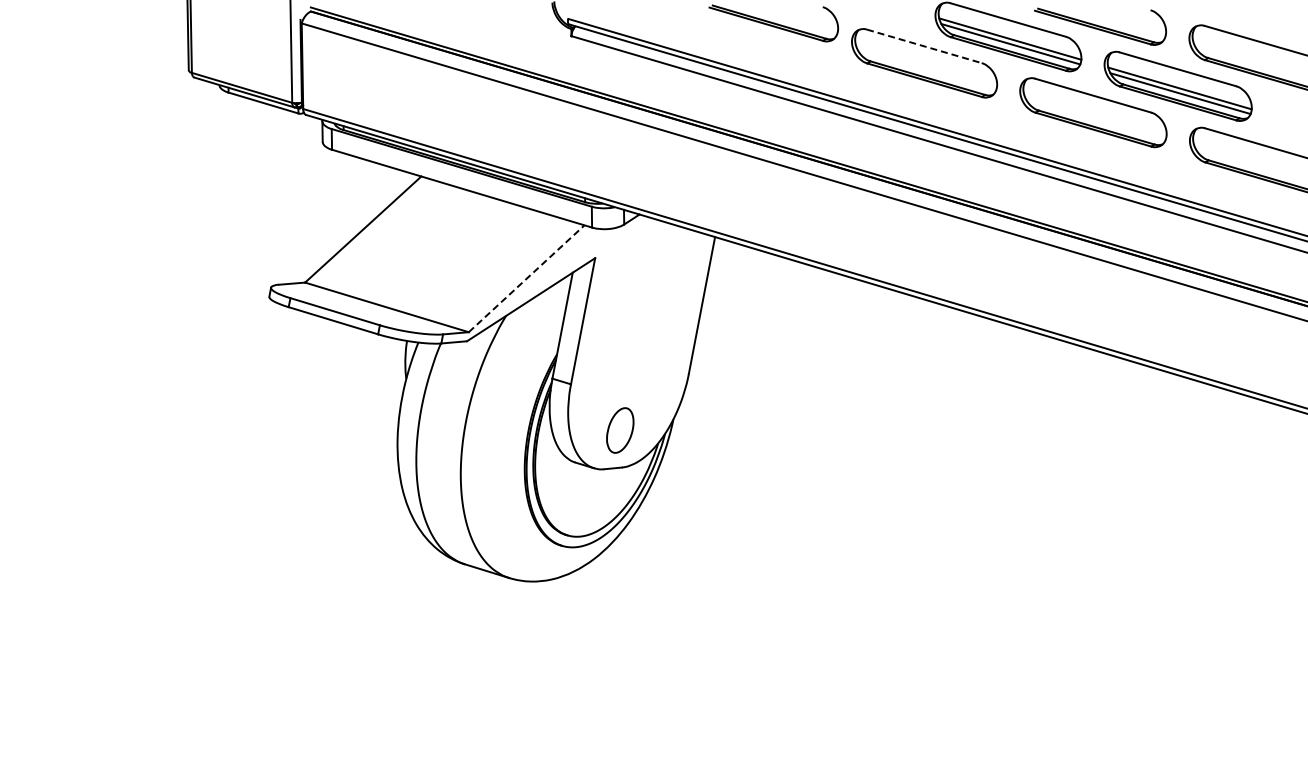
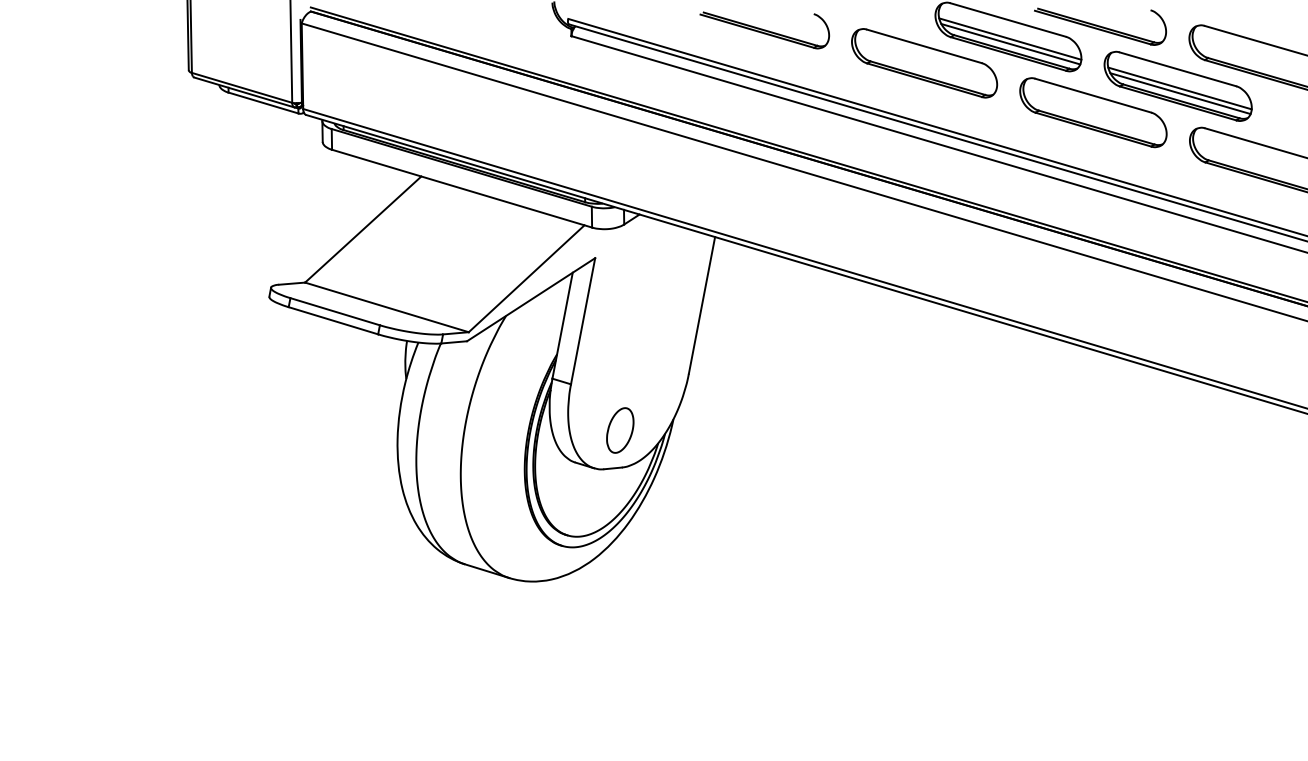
part position: (773, 23) -> (764, 30) (764, 30)
line: dashed -> solid (924, 46)
line: dashed -> solid (526, 278)
